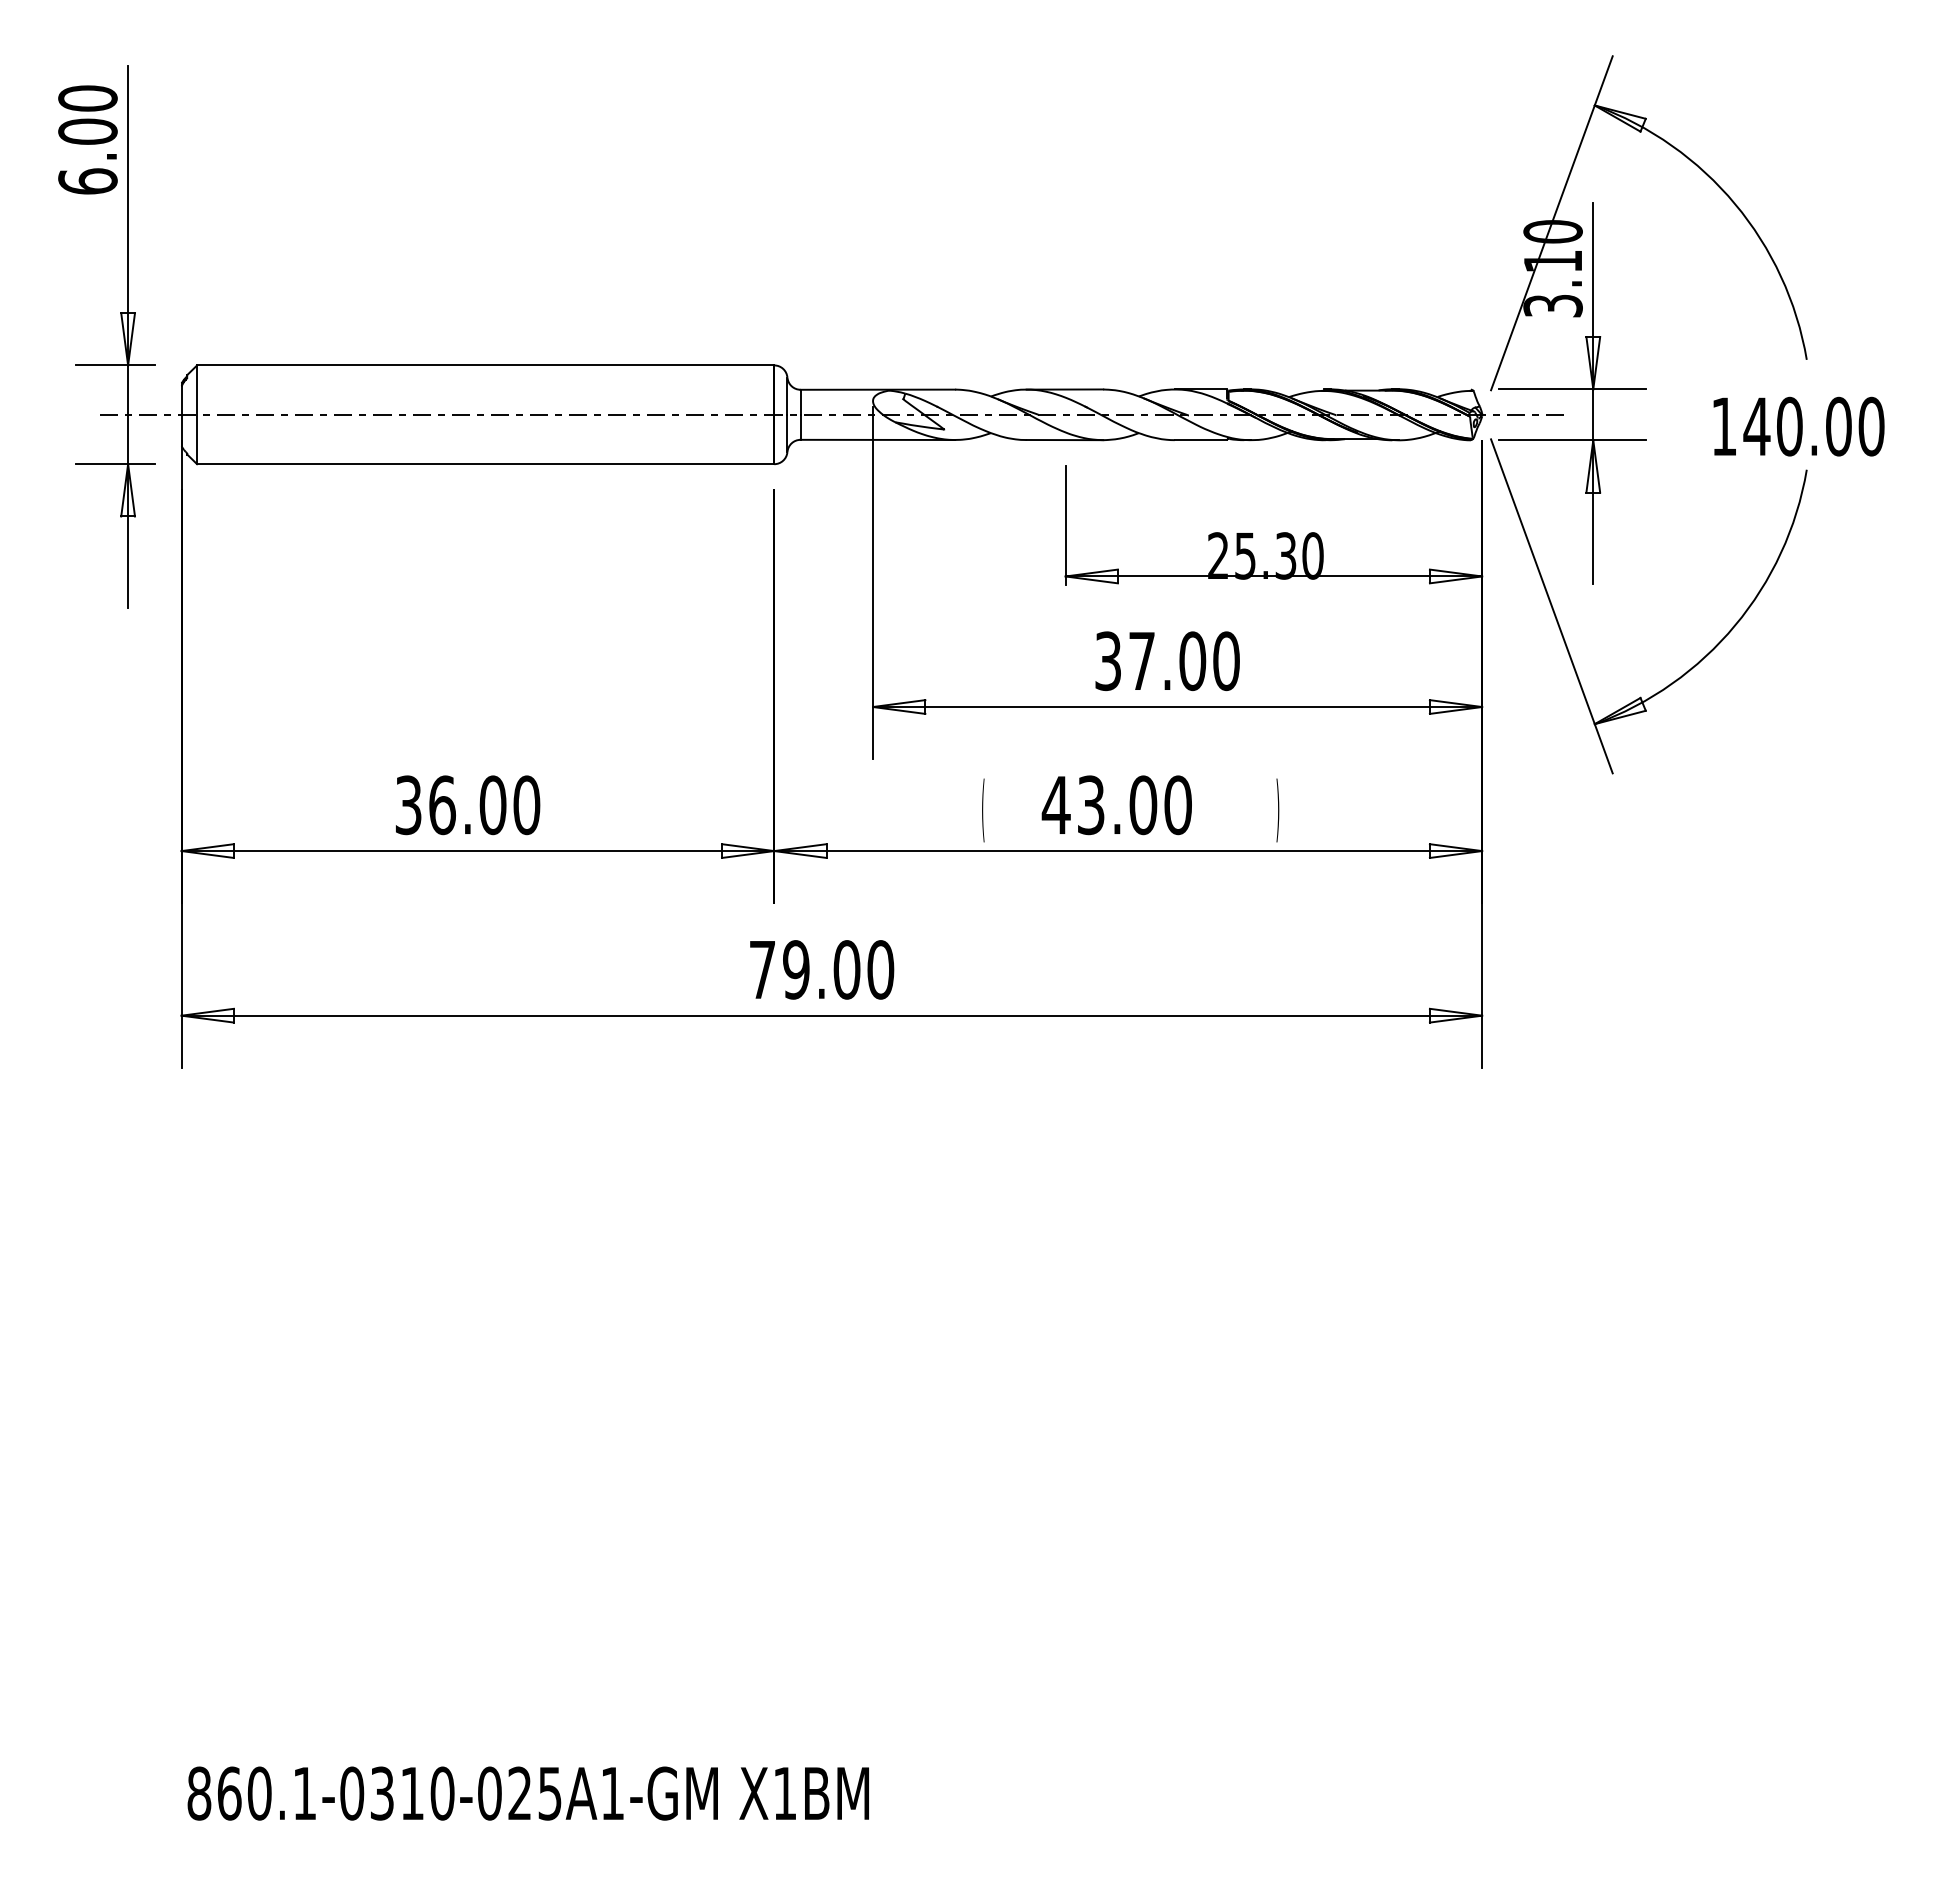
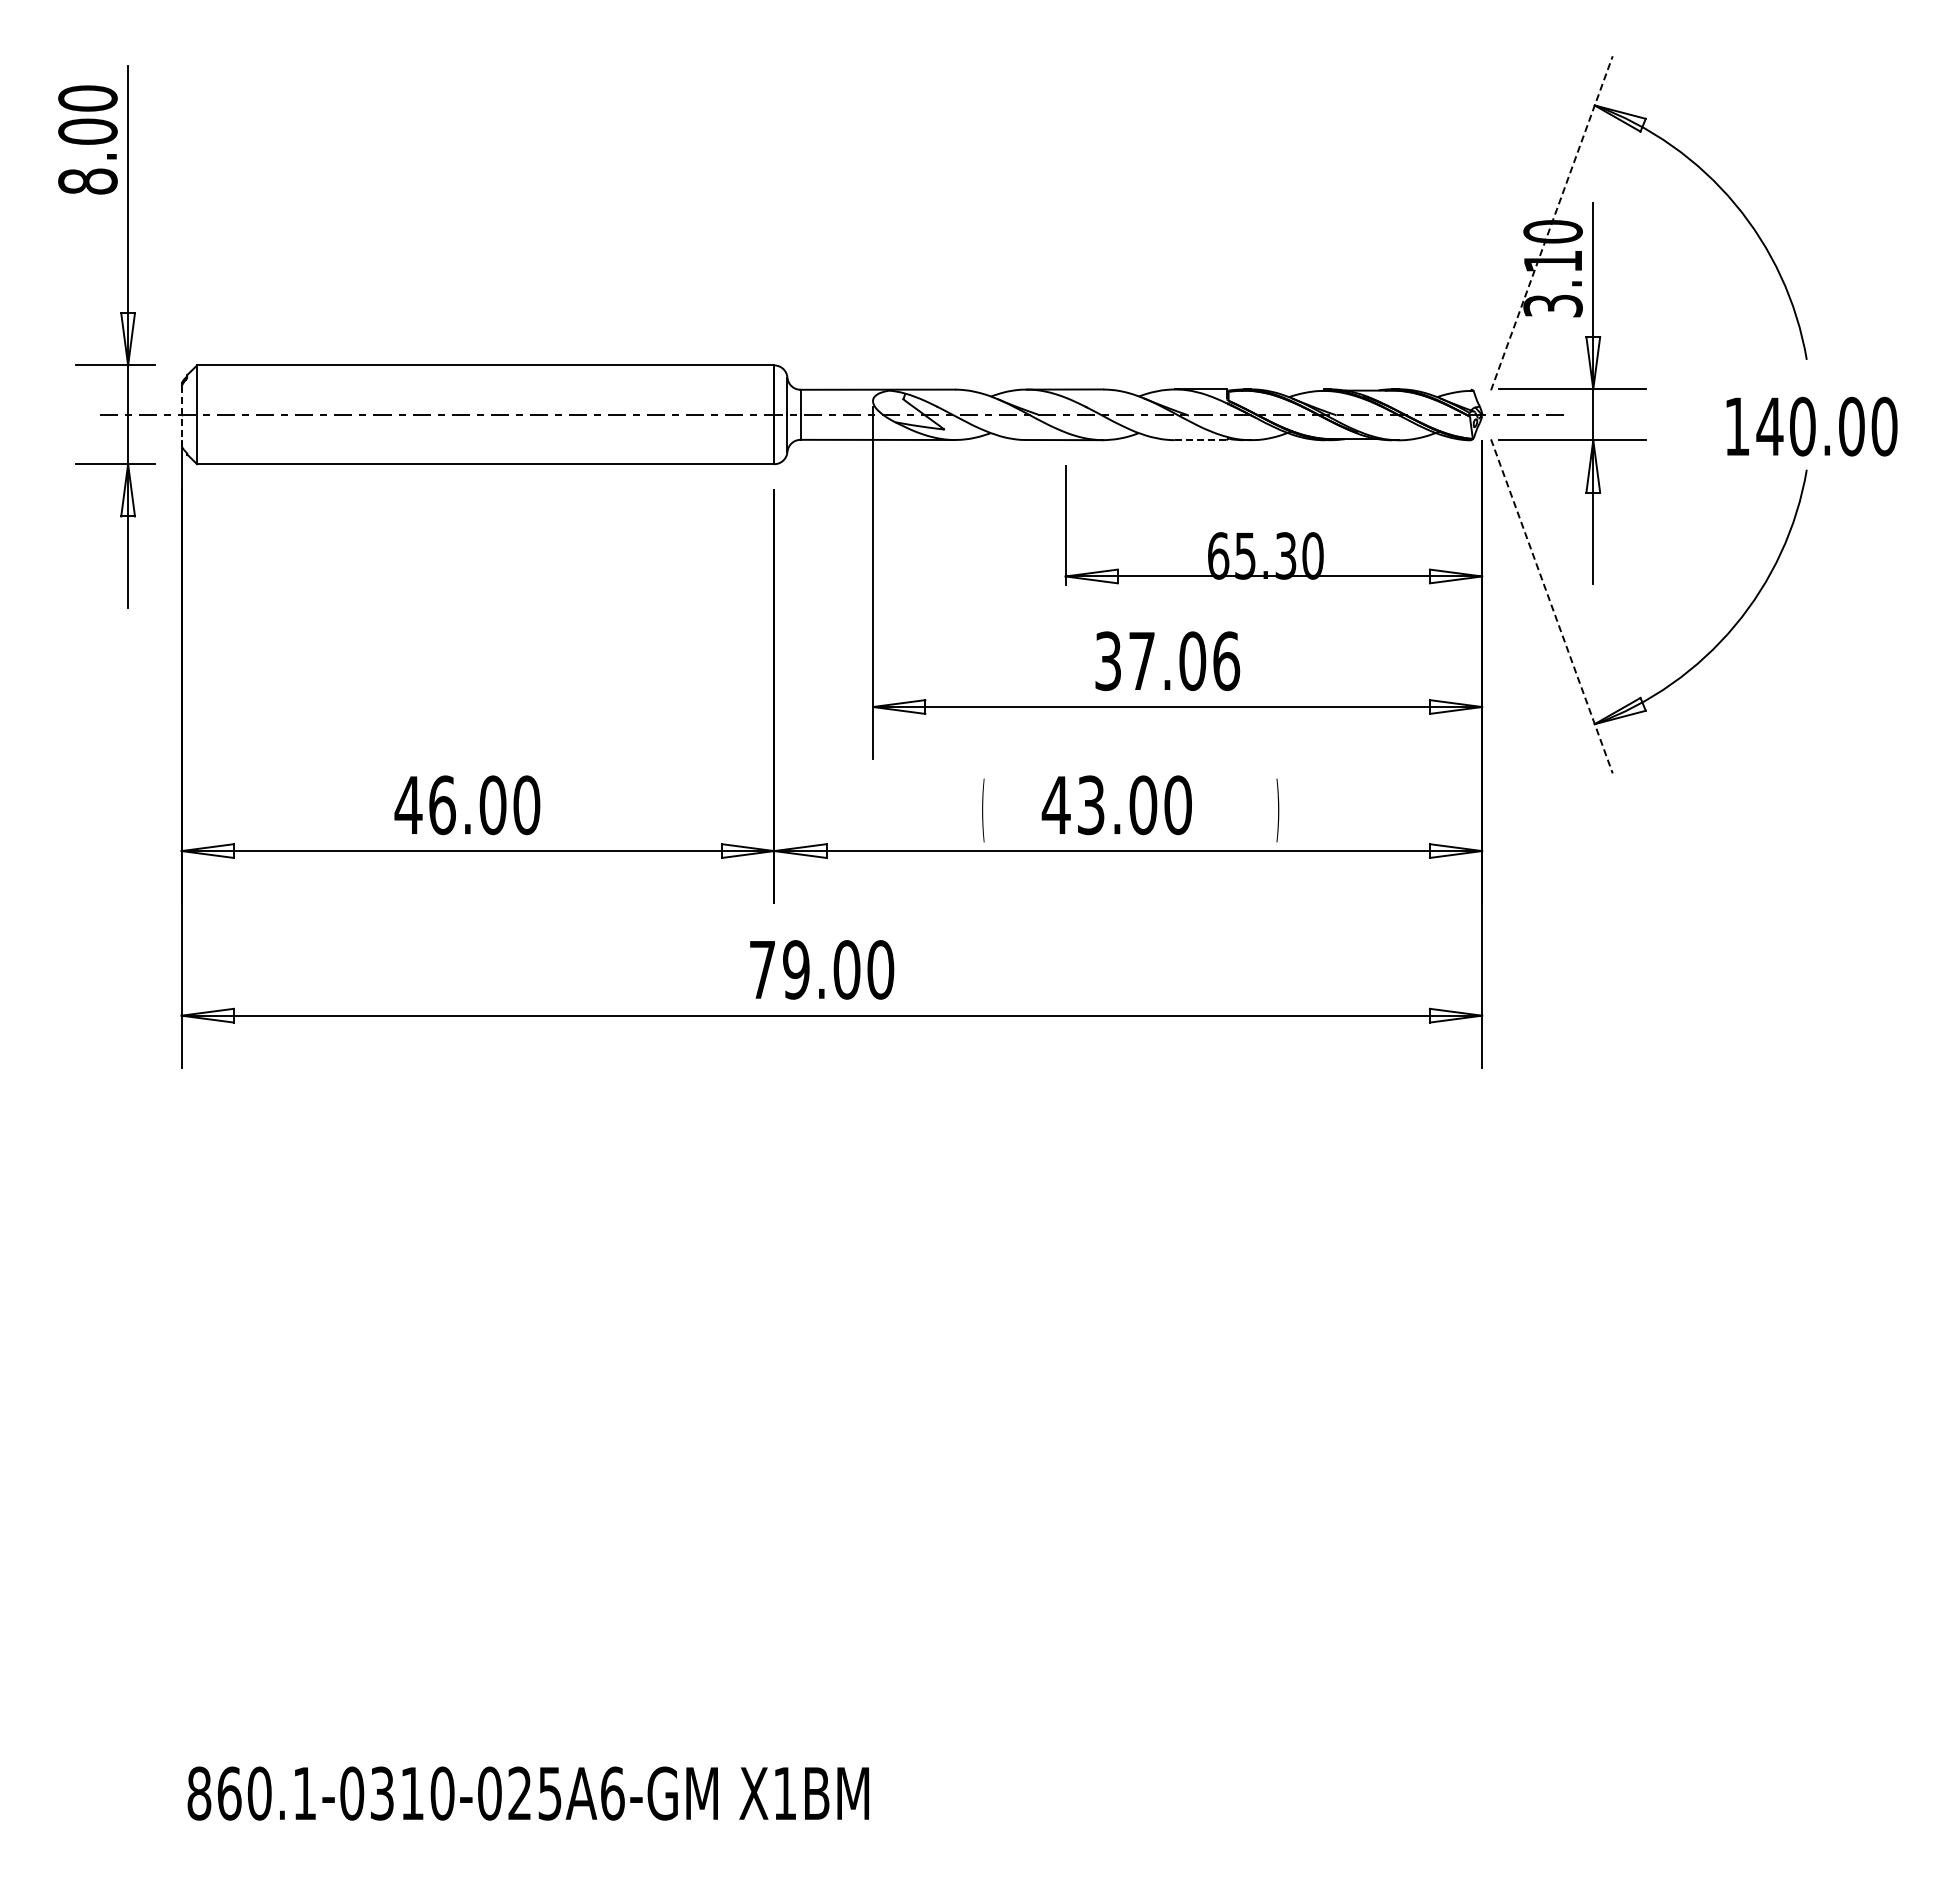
text: 6.00 -> 8.00 (87, 181)
line: solid -> dashed (1551, 223)
line: solid -> dashed (181, 416)
text position: (1798, 426) -> (1811, 426) (1811, 426)
line: solid -> dashed (1201, 440)
text: 25.30 -> 65.30 (1218, 555)
line: solid -> dashed (1551, 606)
text: 37.00 -> 37.06 (1226, 660)
text: 36.00 -> 46.00 (408, 805)
text: 860.1-0310-025A1-GM -> 860.1-0310-025A6-GM (612, 1793)
